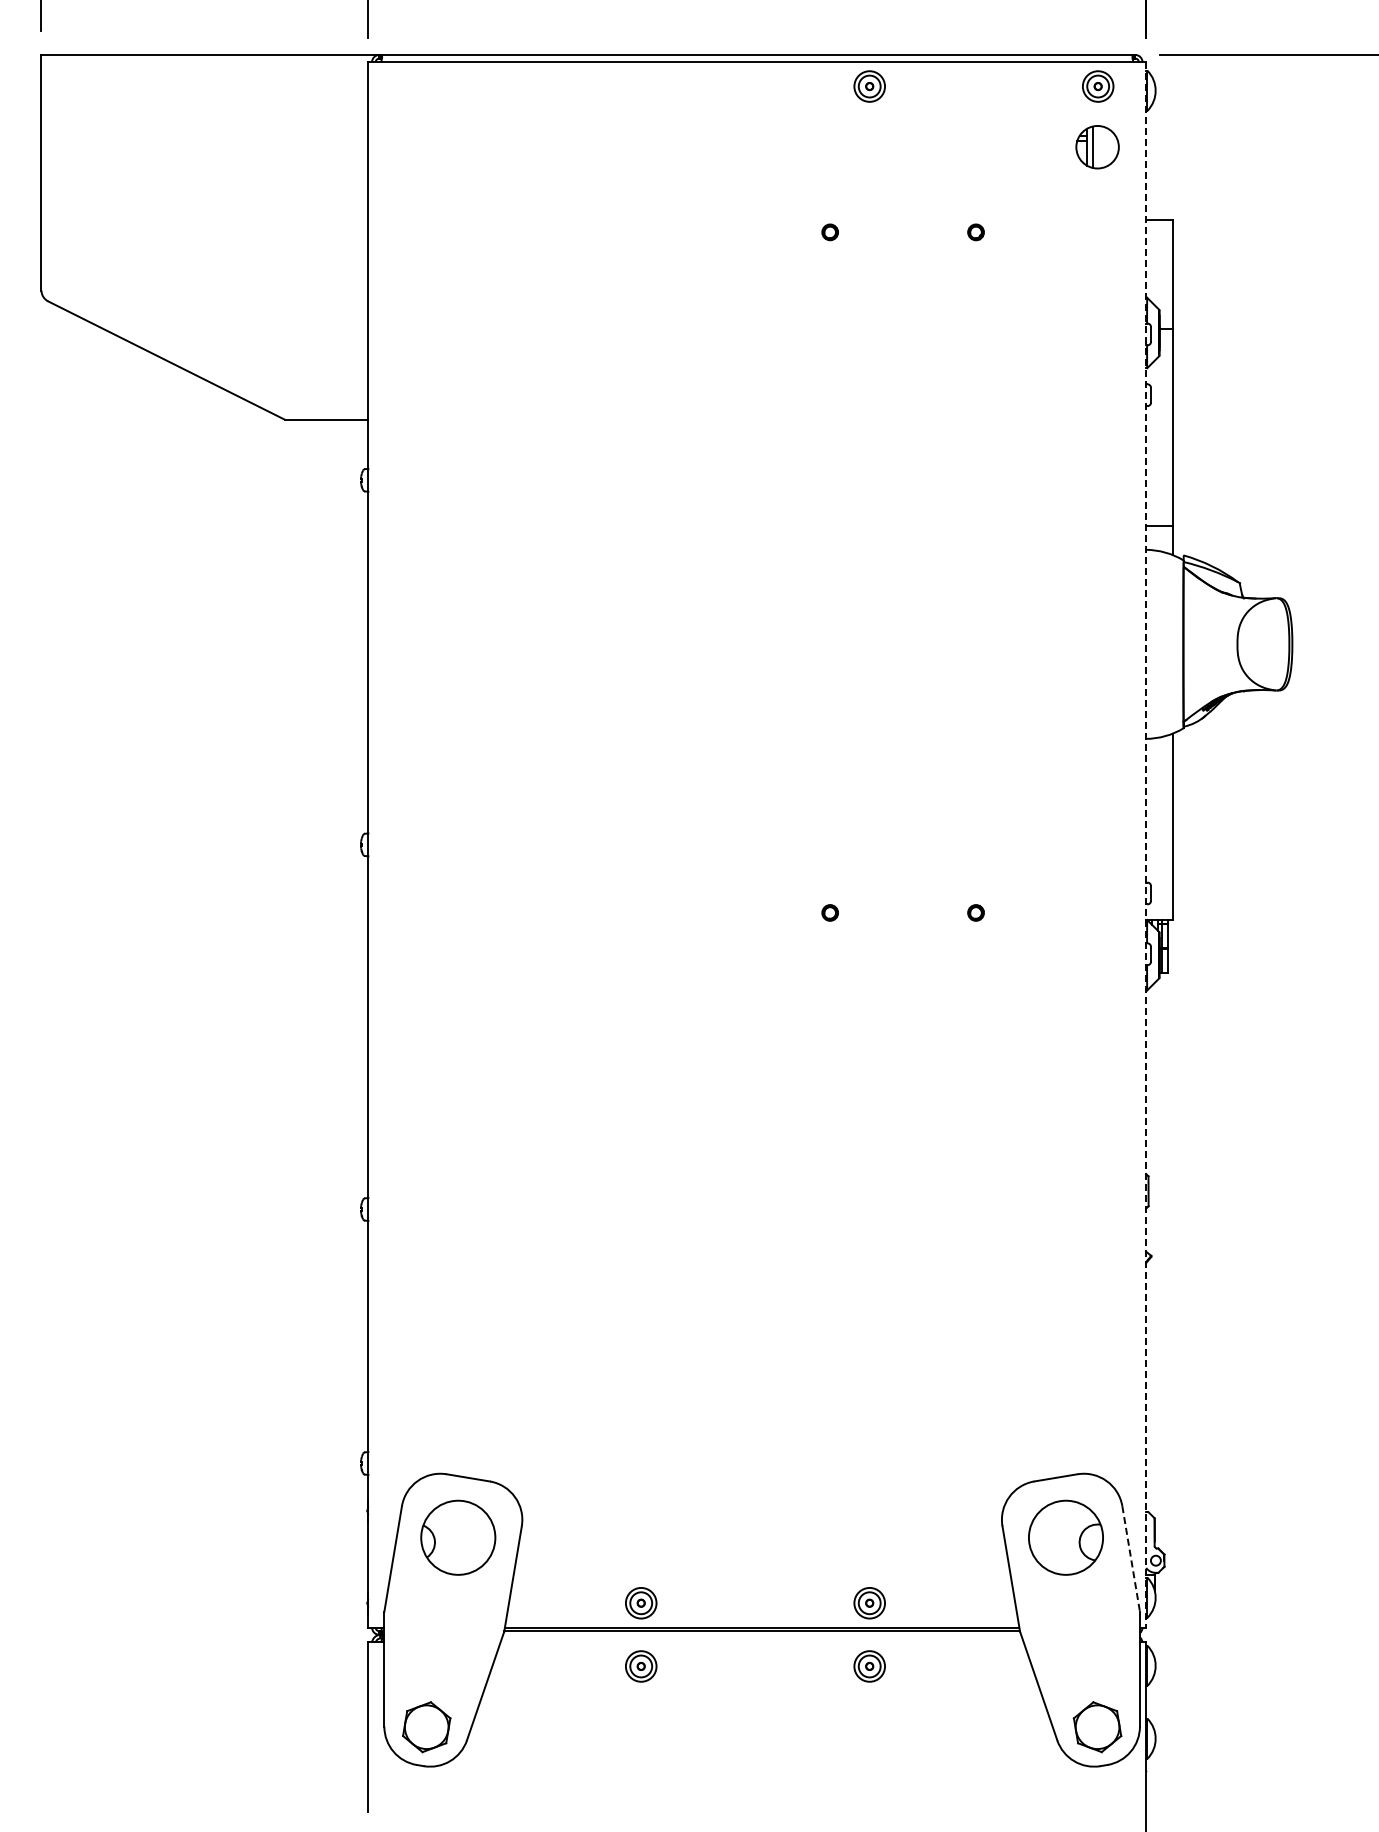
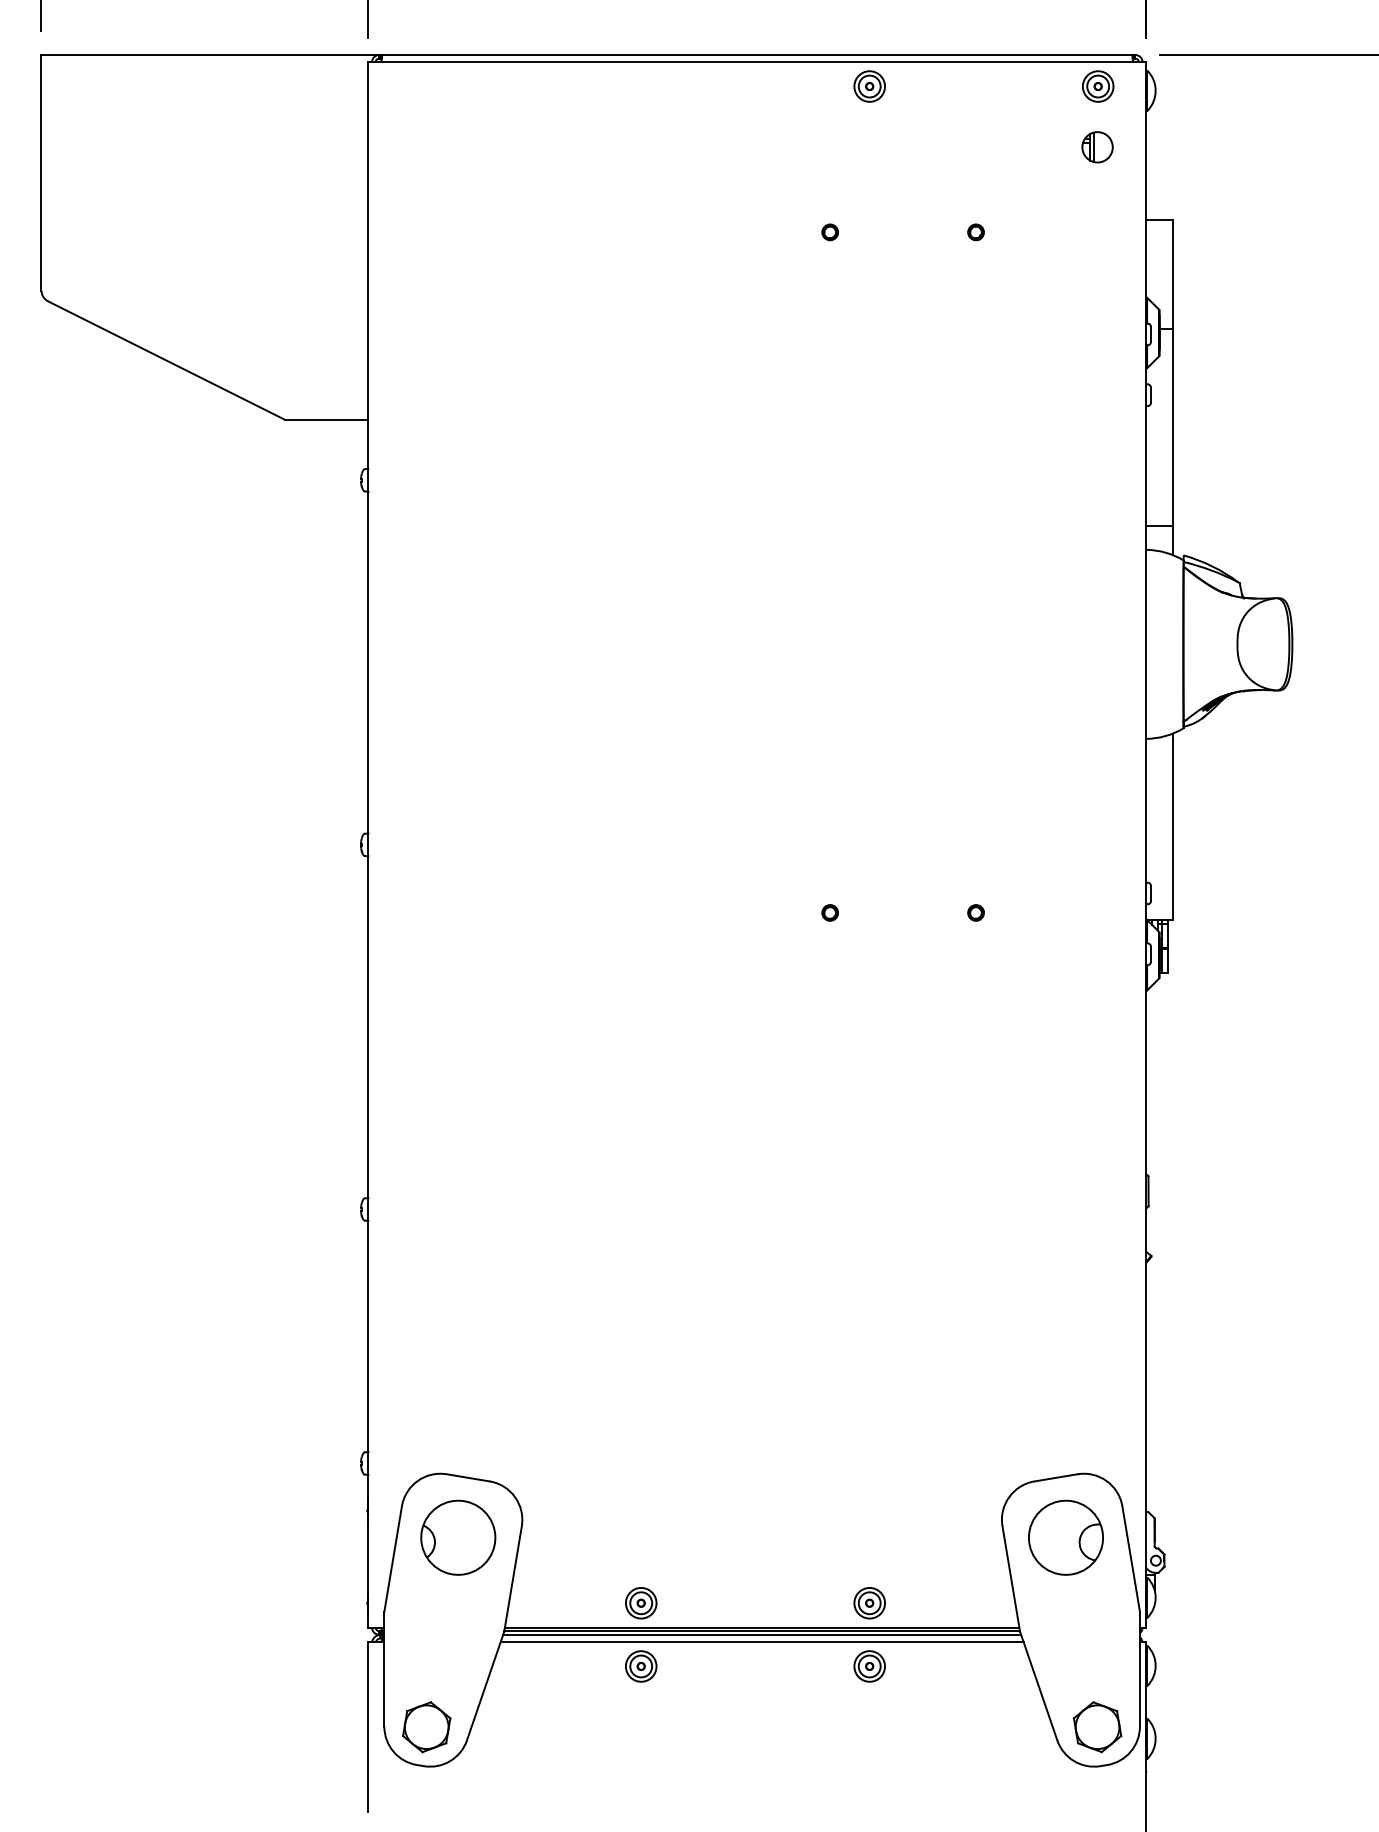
part size: 45x45 px -> 33x33 px (1097, 147)
line: dashed -> solid (1146, 844)
line: dashed -> solid (1131, 1559)
line: none -> present (762, 1634)
line: none -> present (761, 1642)
